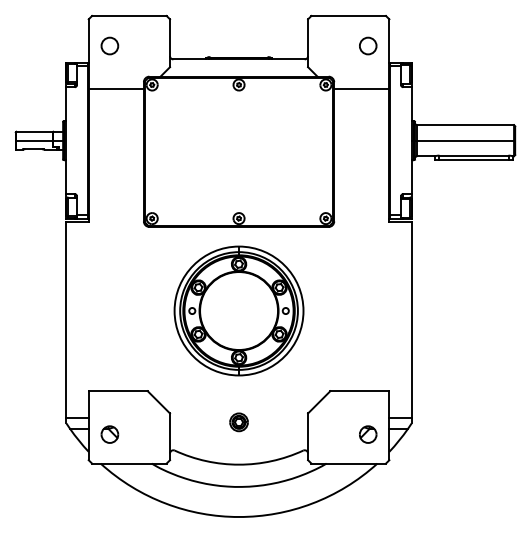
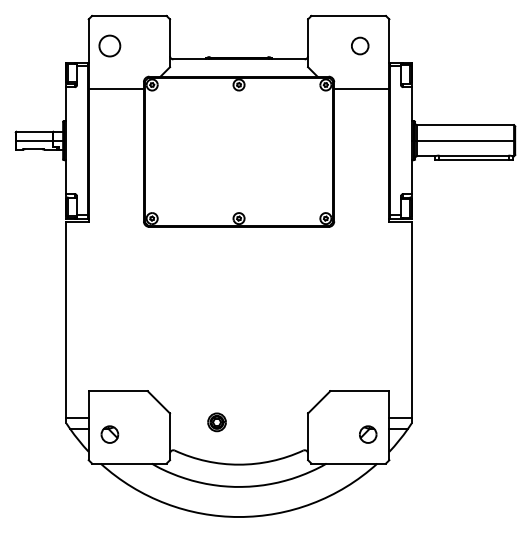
part size: 20x20 px -> 24x24 px (109, 45)
part position: (368, 45) -> (360, 45) (360, 45)
part: present -> none (238, 310)
part position: (238, 422) -> (216, 422) (216, 422)
